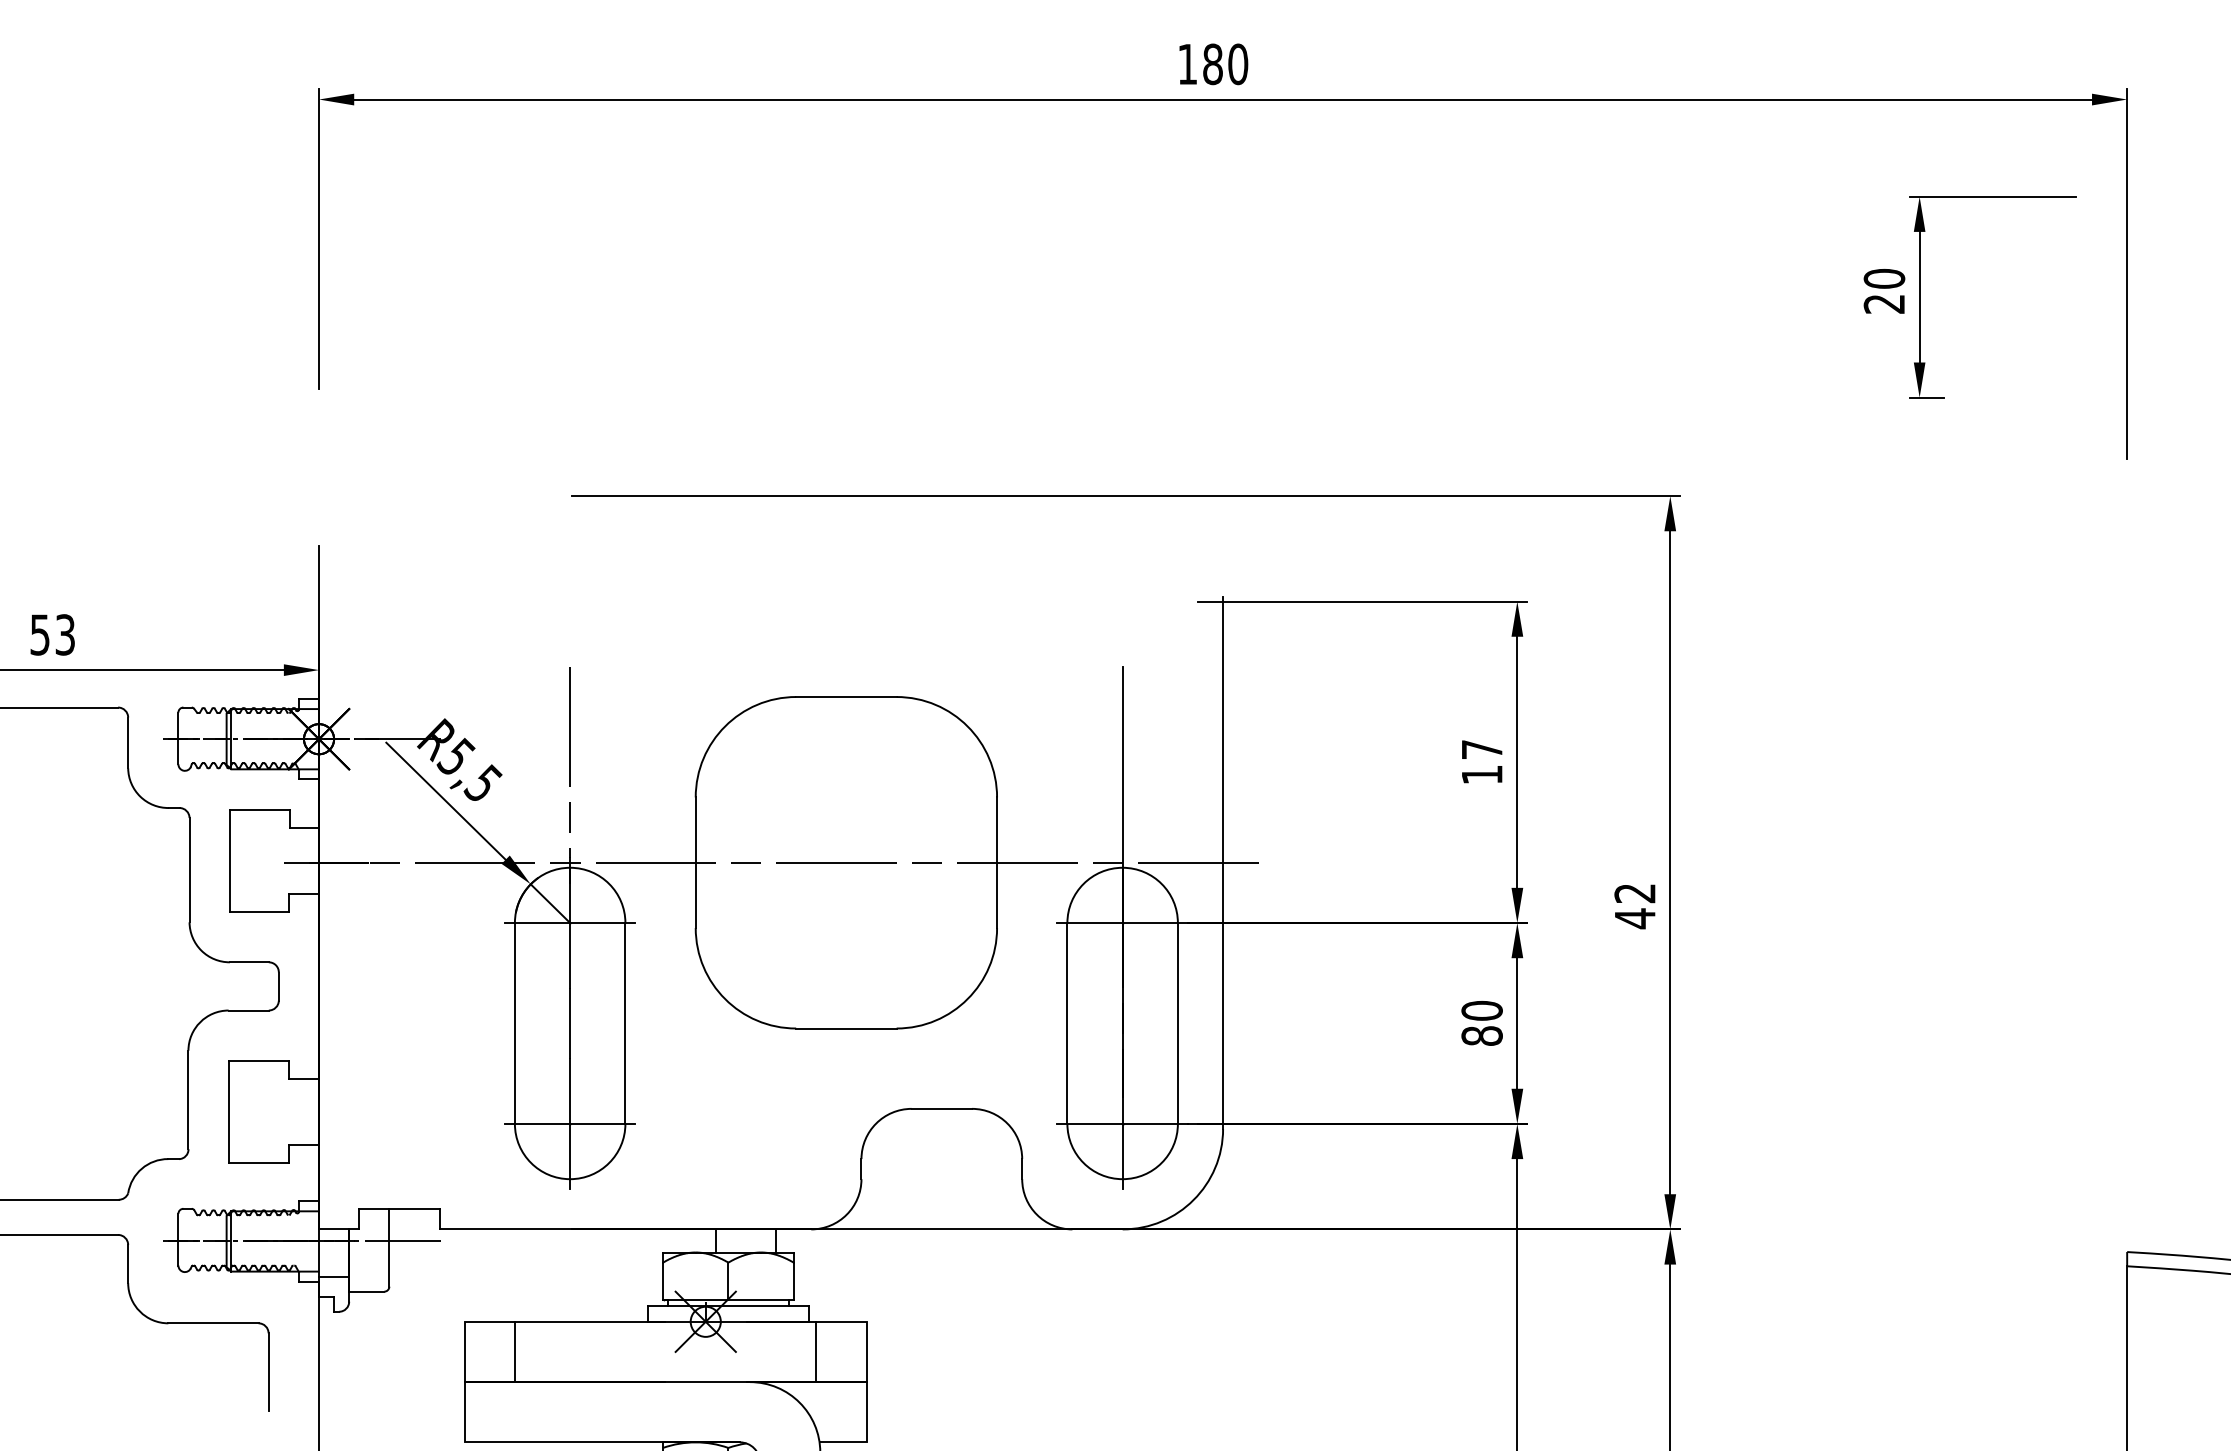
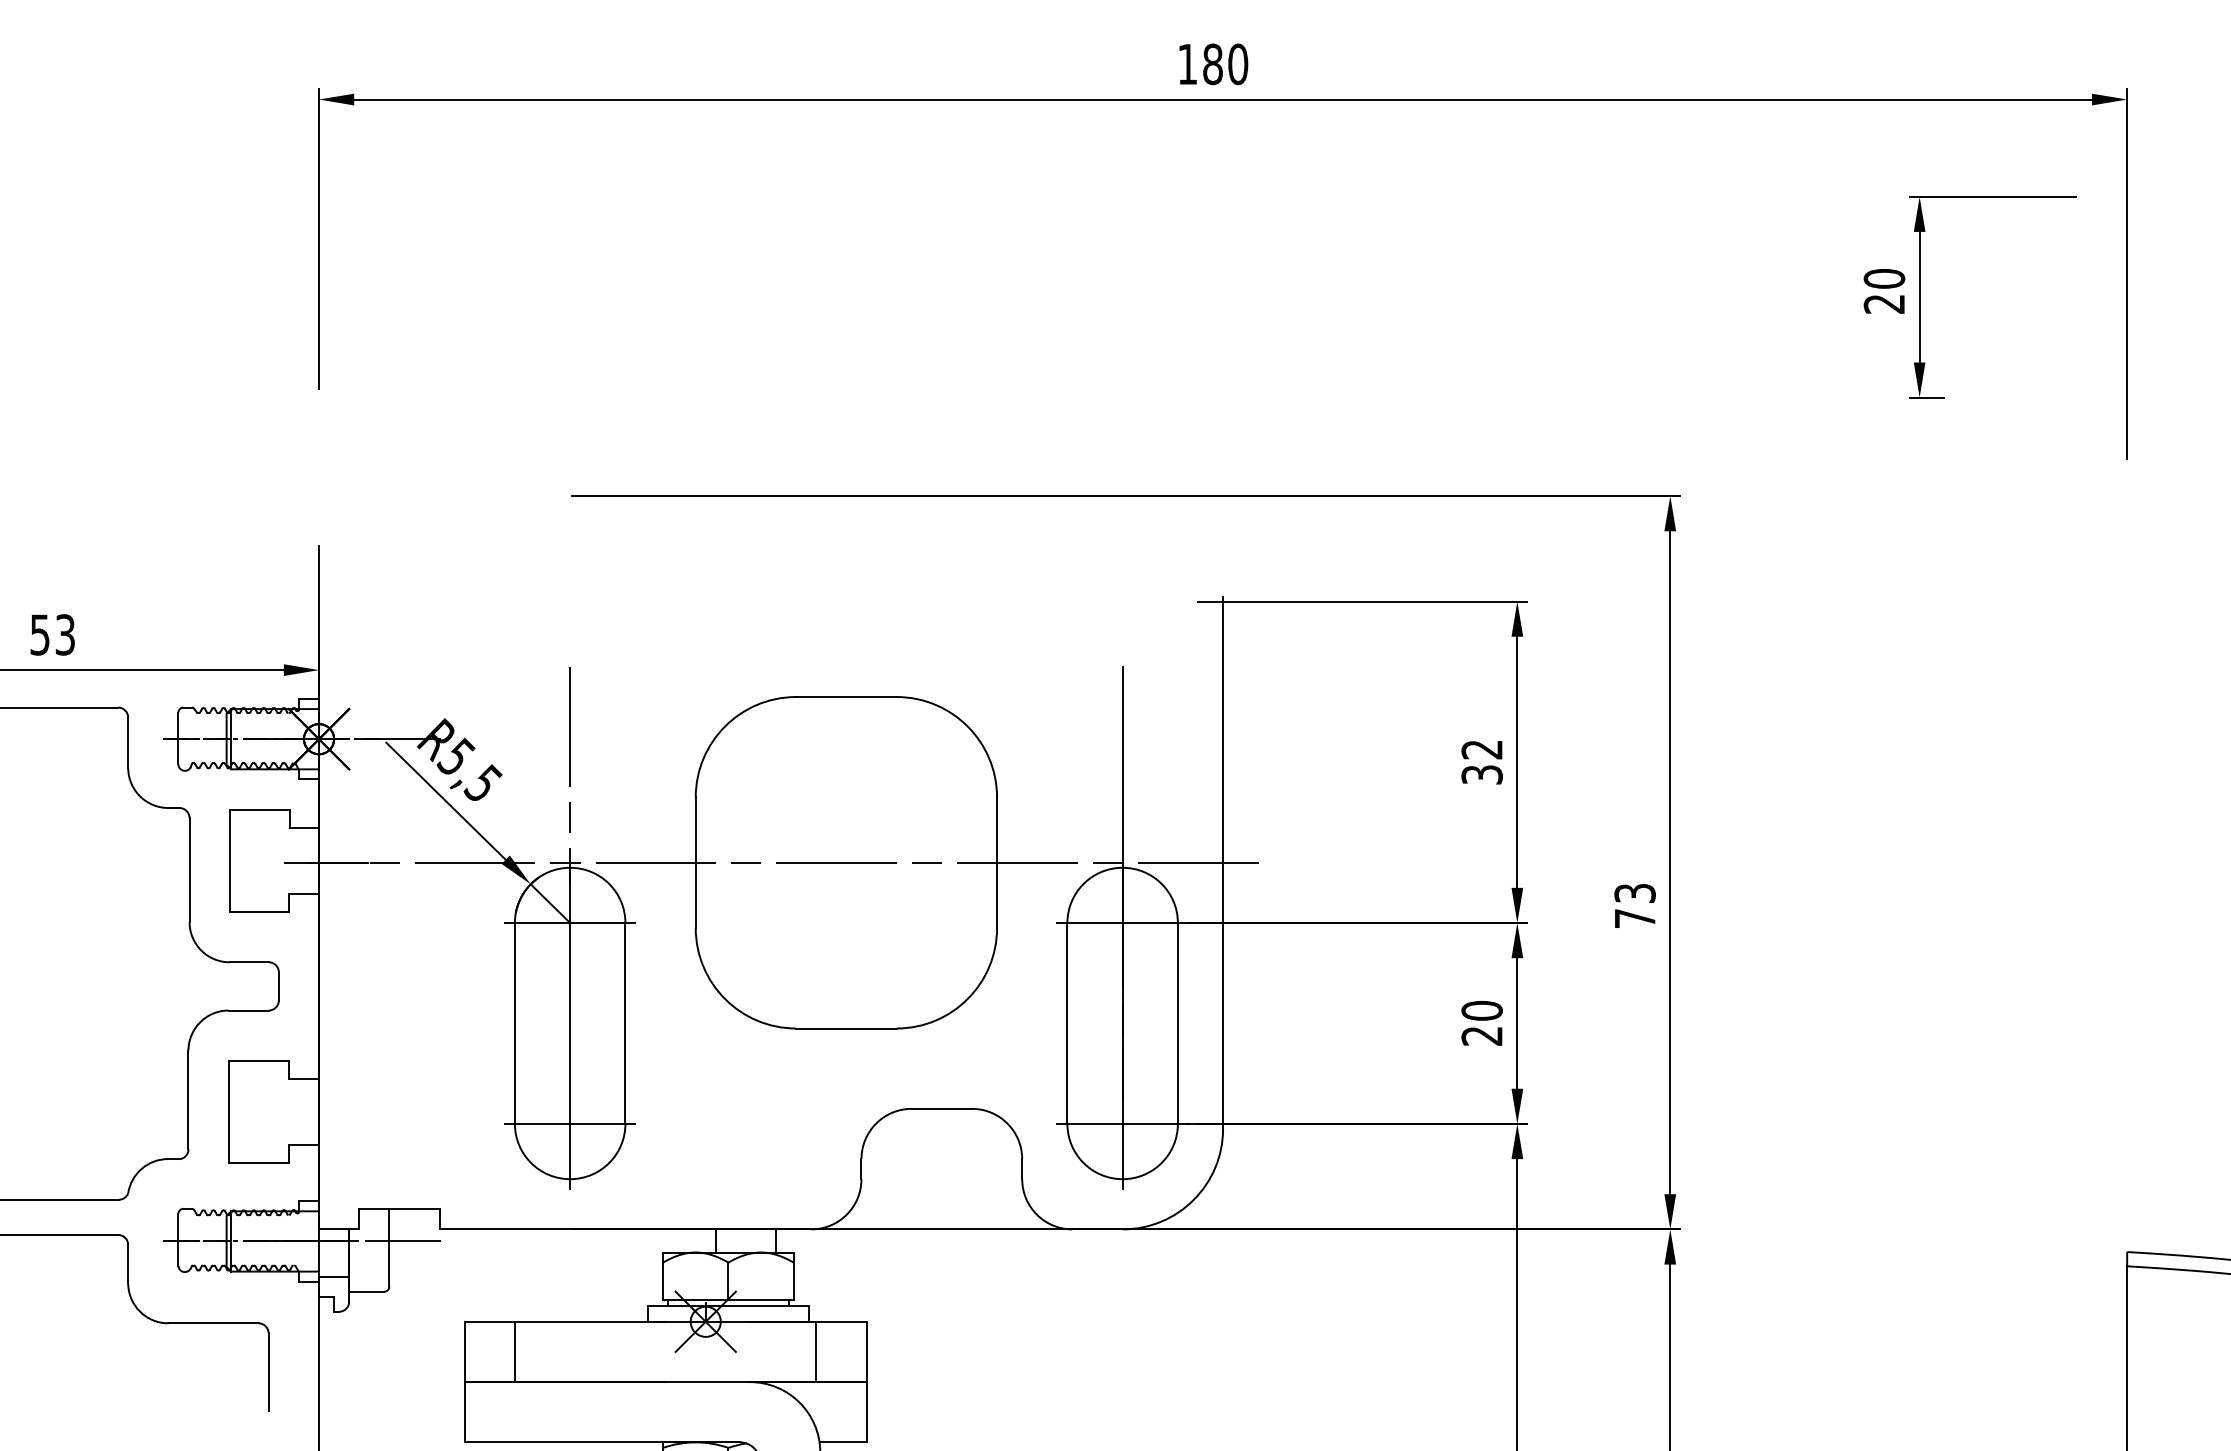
text: 17 -> 32 (1481, 762)
text: 42 -> 73 (1634, 906)
text: 80 -> 20 (1481, 1035)
